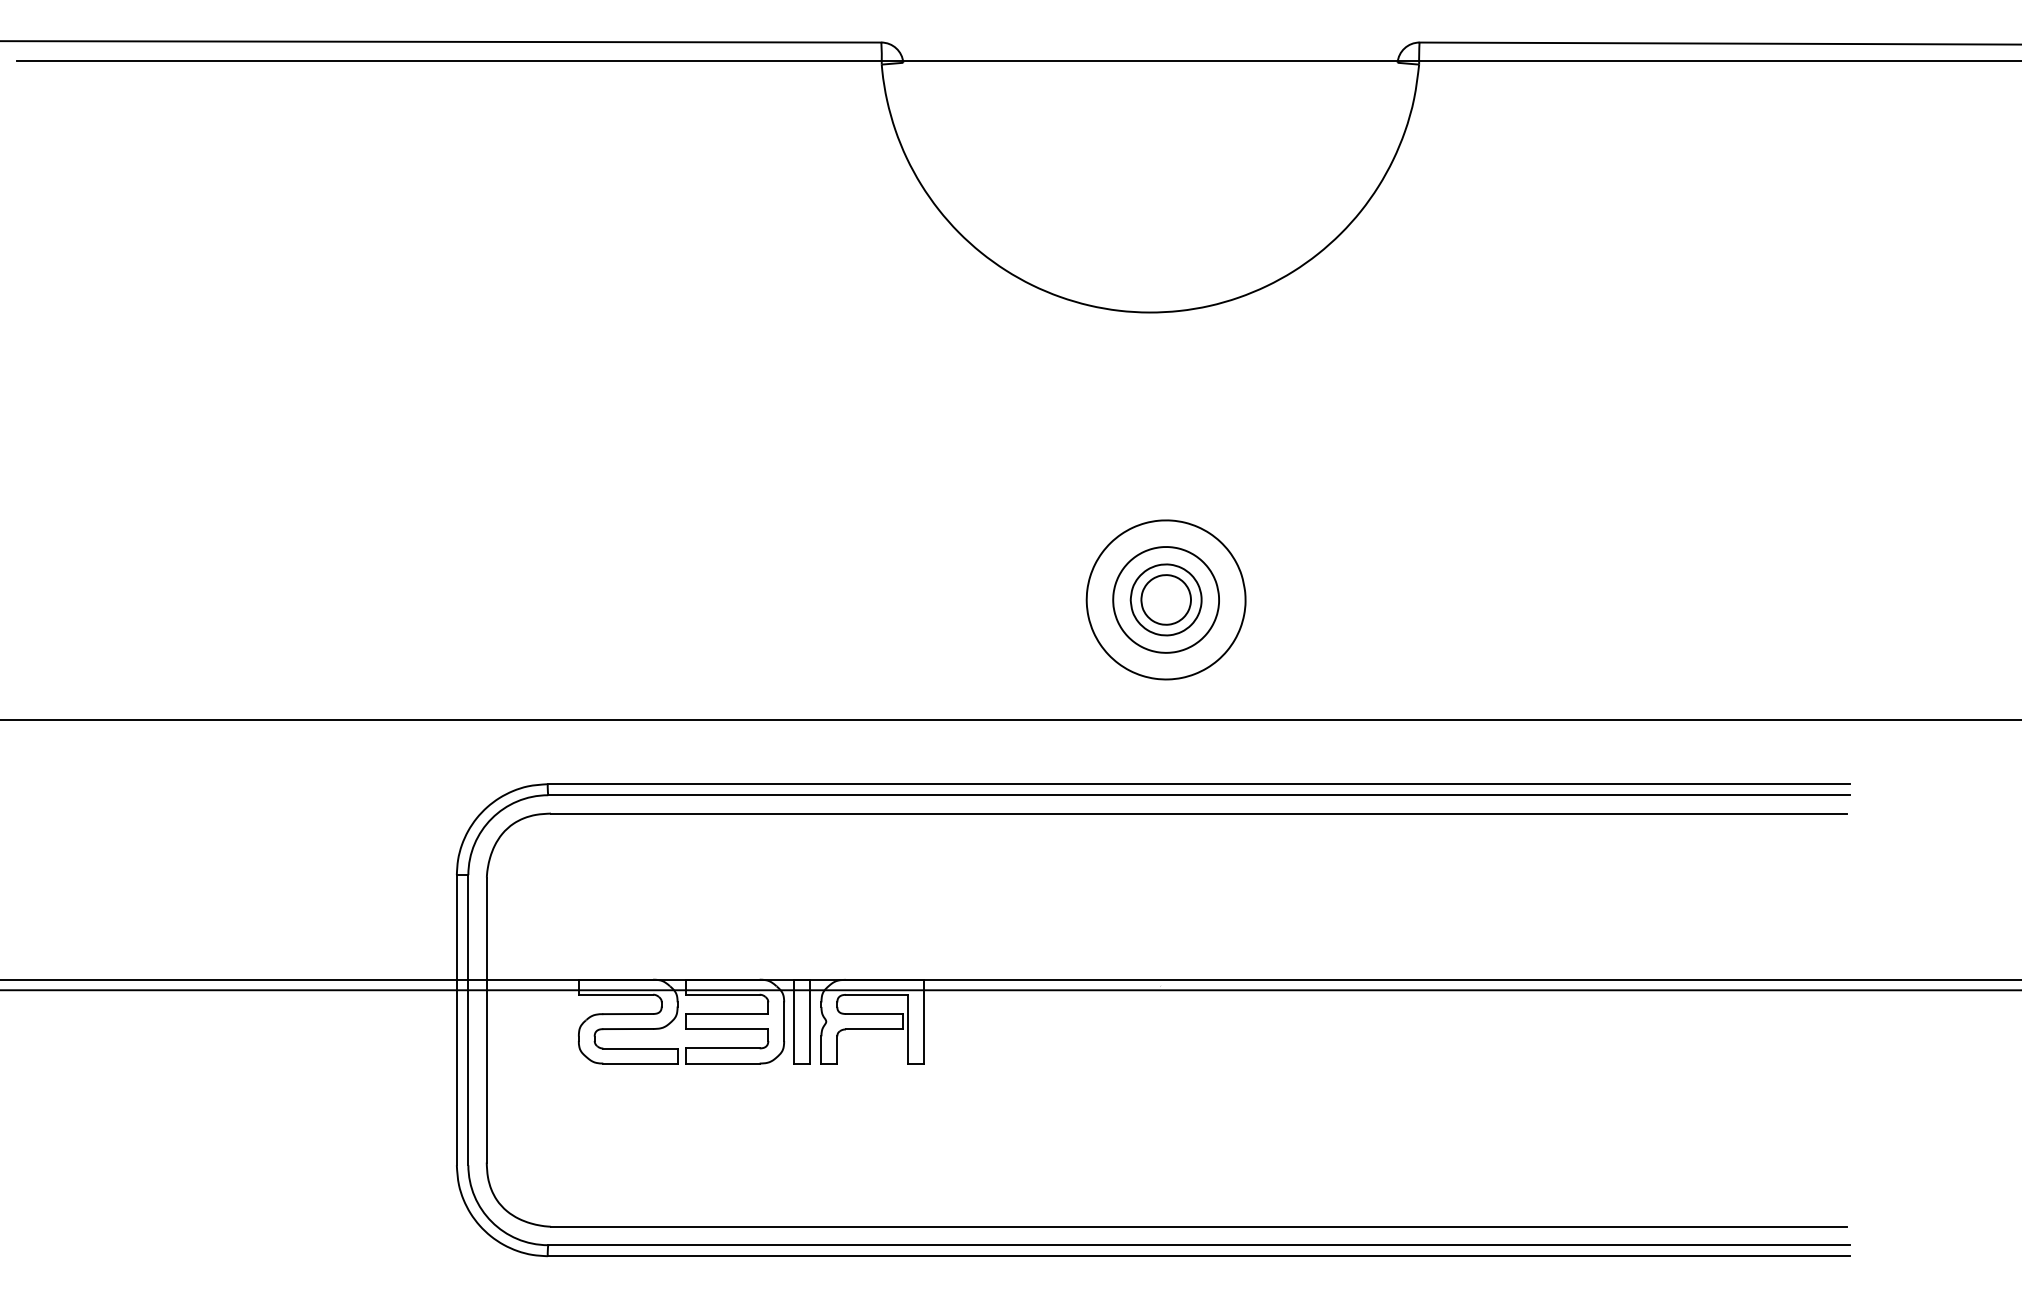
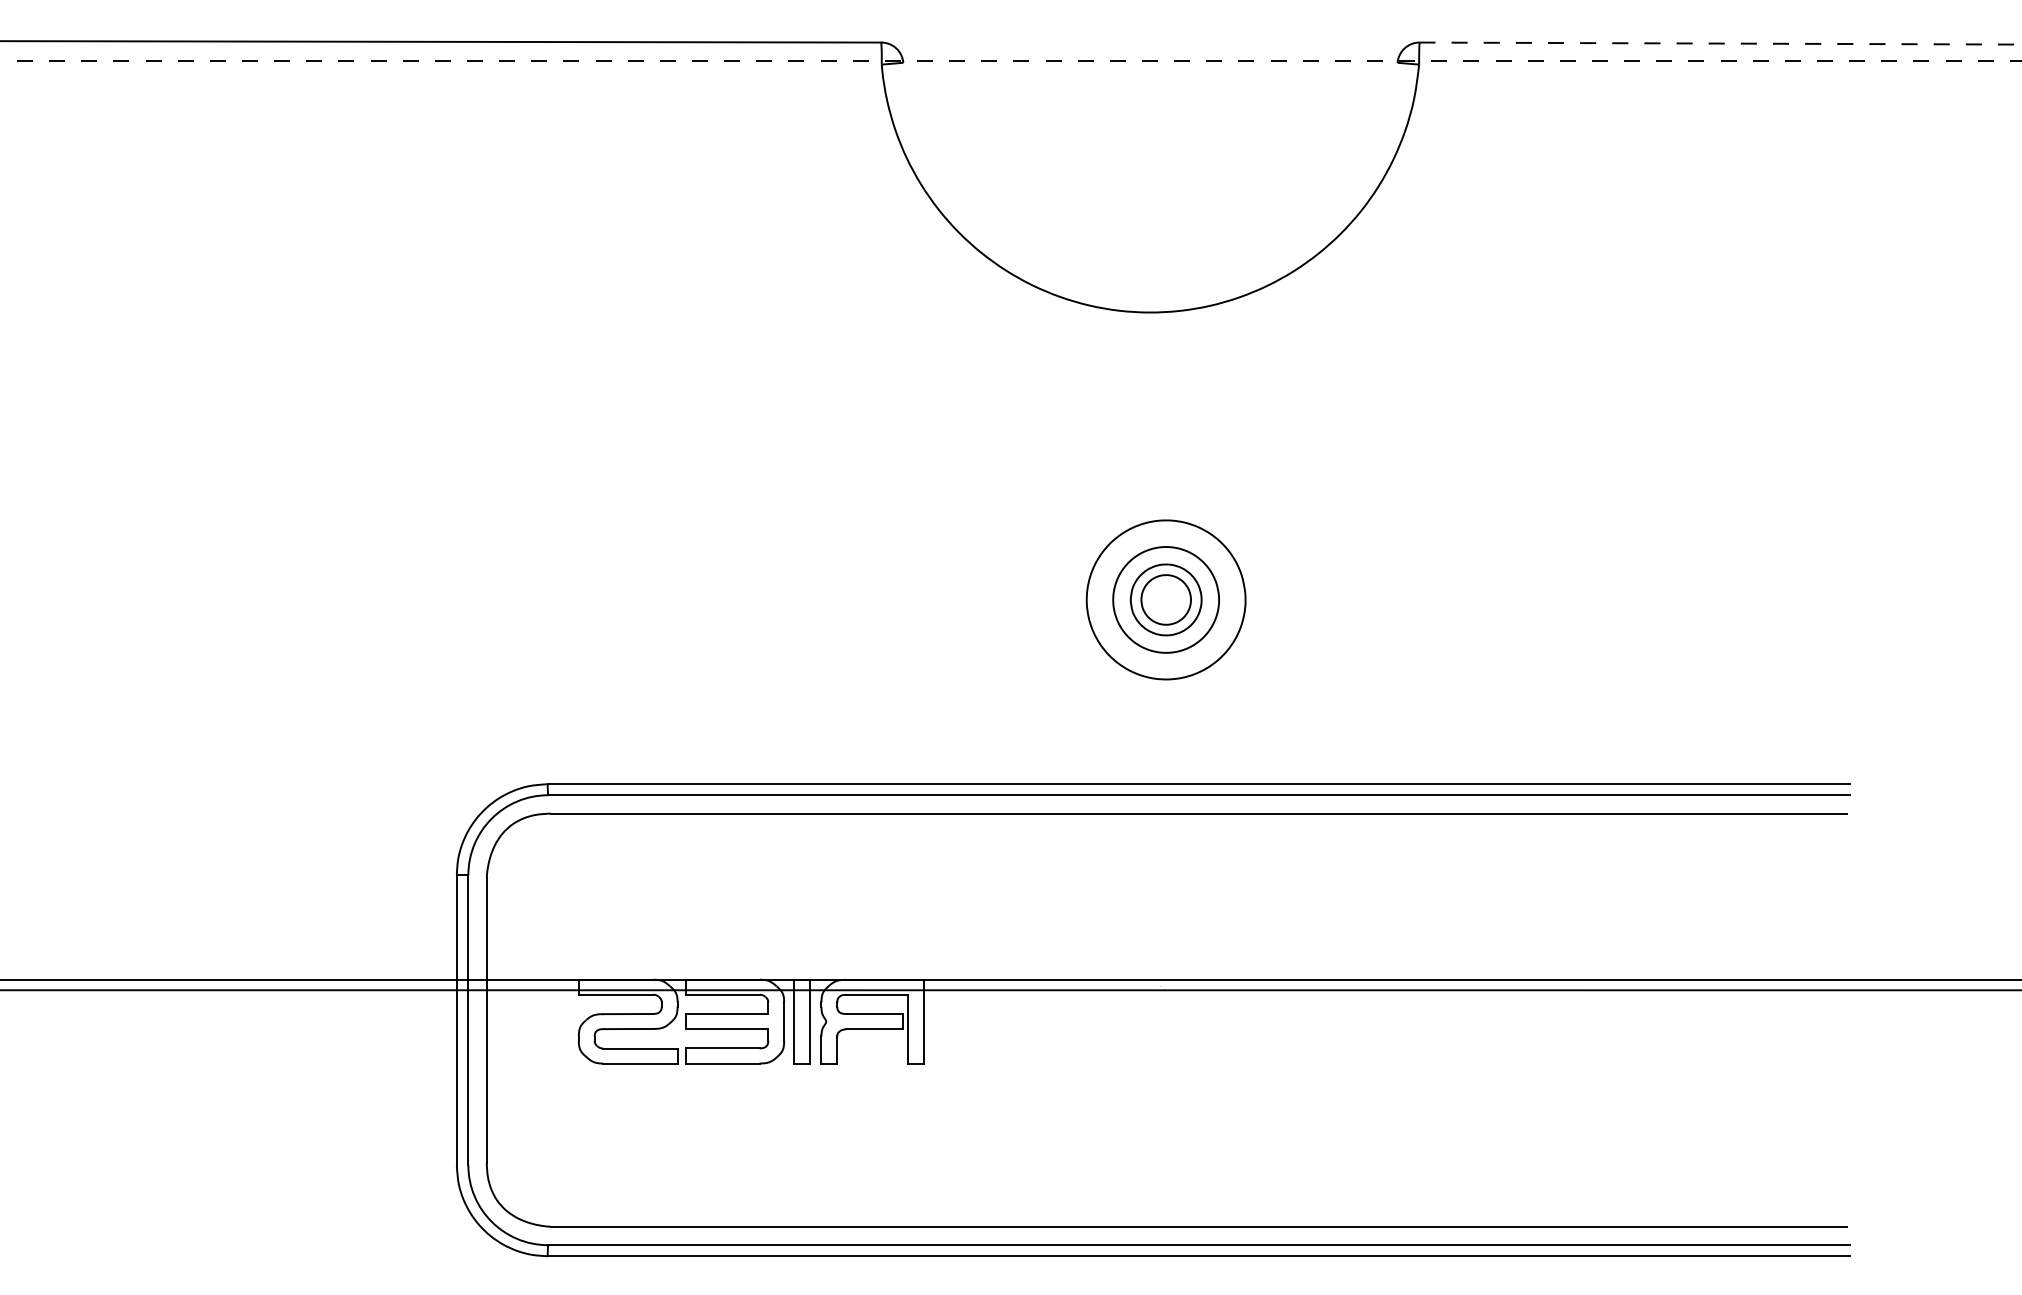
line: solid -> dashed (1720, 43)
line: solid -> dashed (1019, 60)
line: present -> none (1010, 719)
